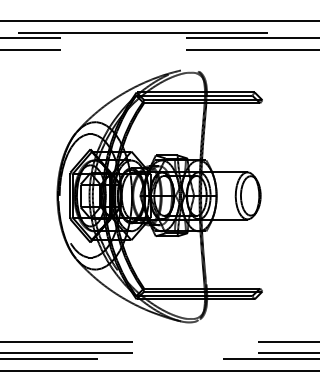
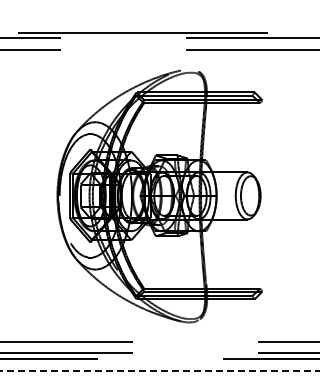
line: present -> none (159, 20)
line: solid -> dashed (159, 370)
